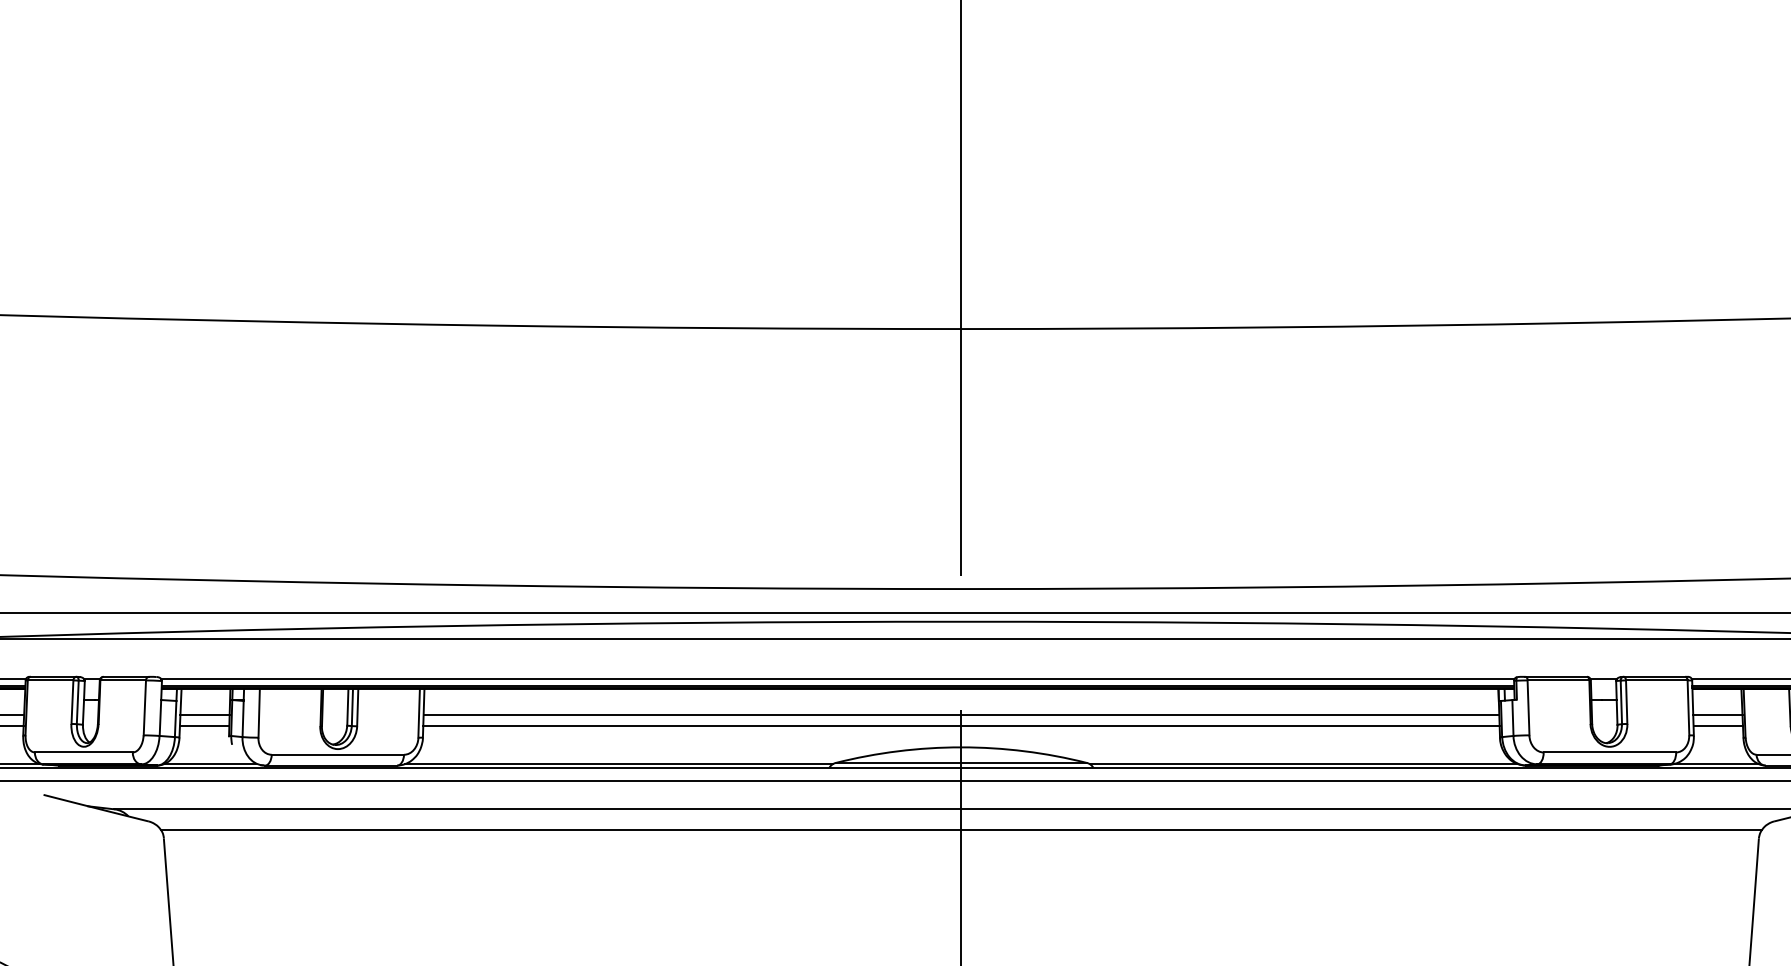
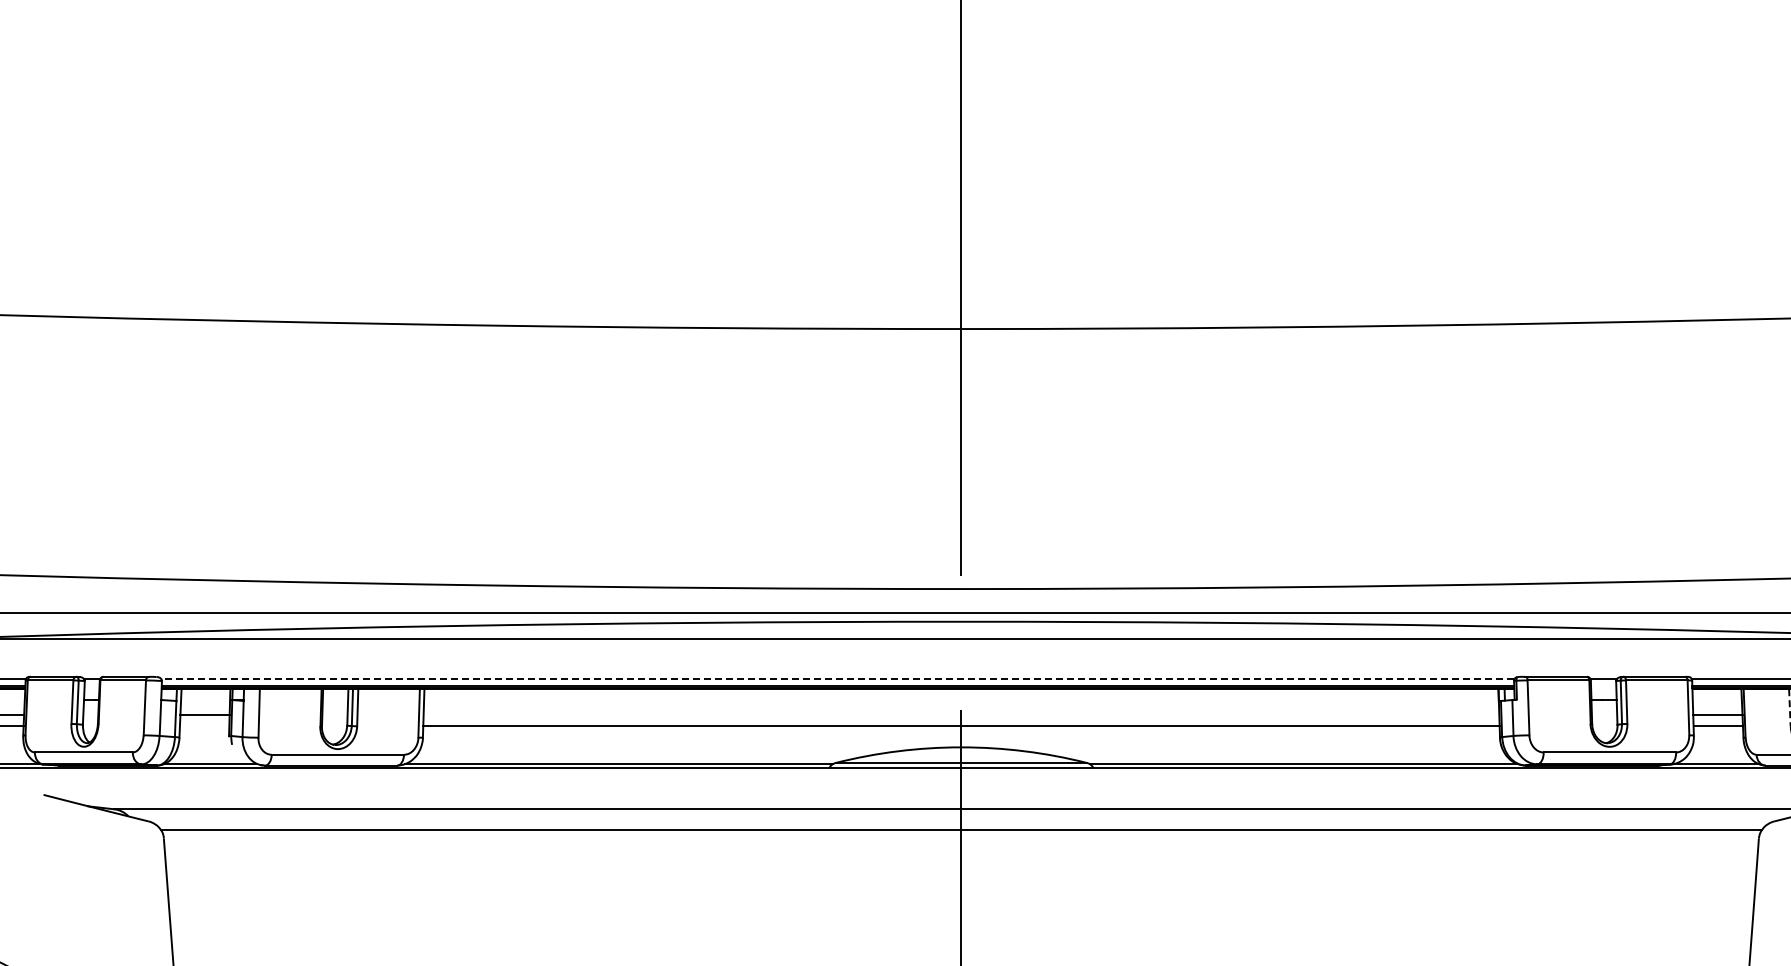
line: solid -> dashed (837, 678)
line: solid -> dashed (1789, 707)
line: present -> none (961, 715)
line: present -> none (204, 725)
line: present -> none (894, 781)
